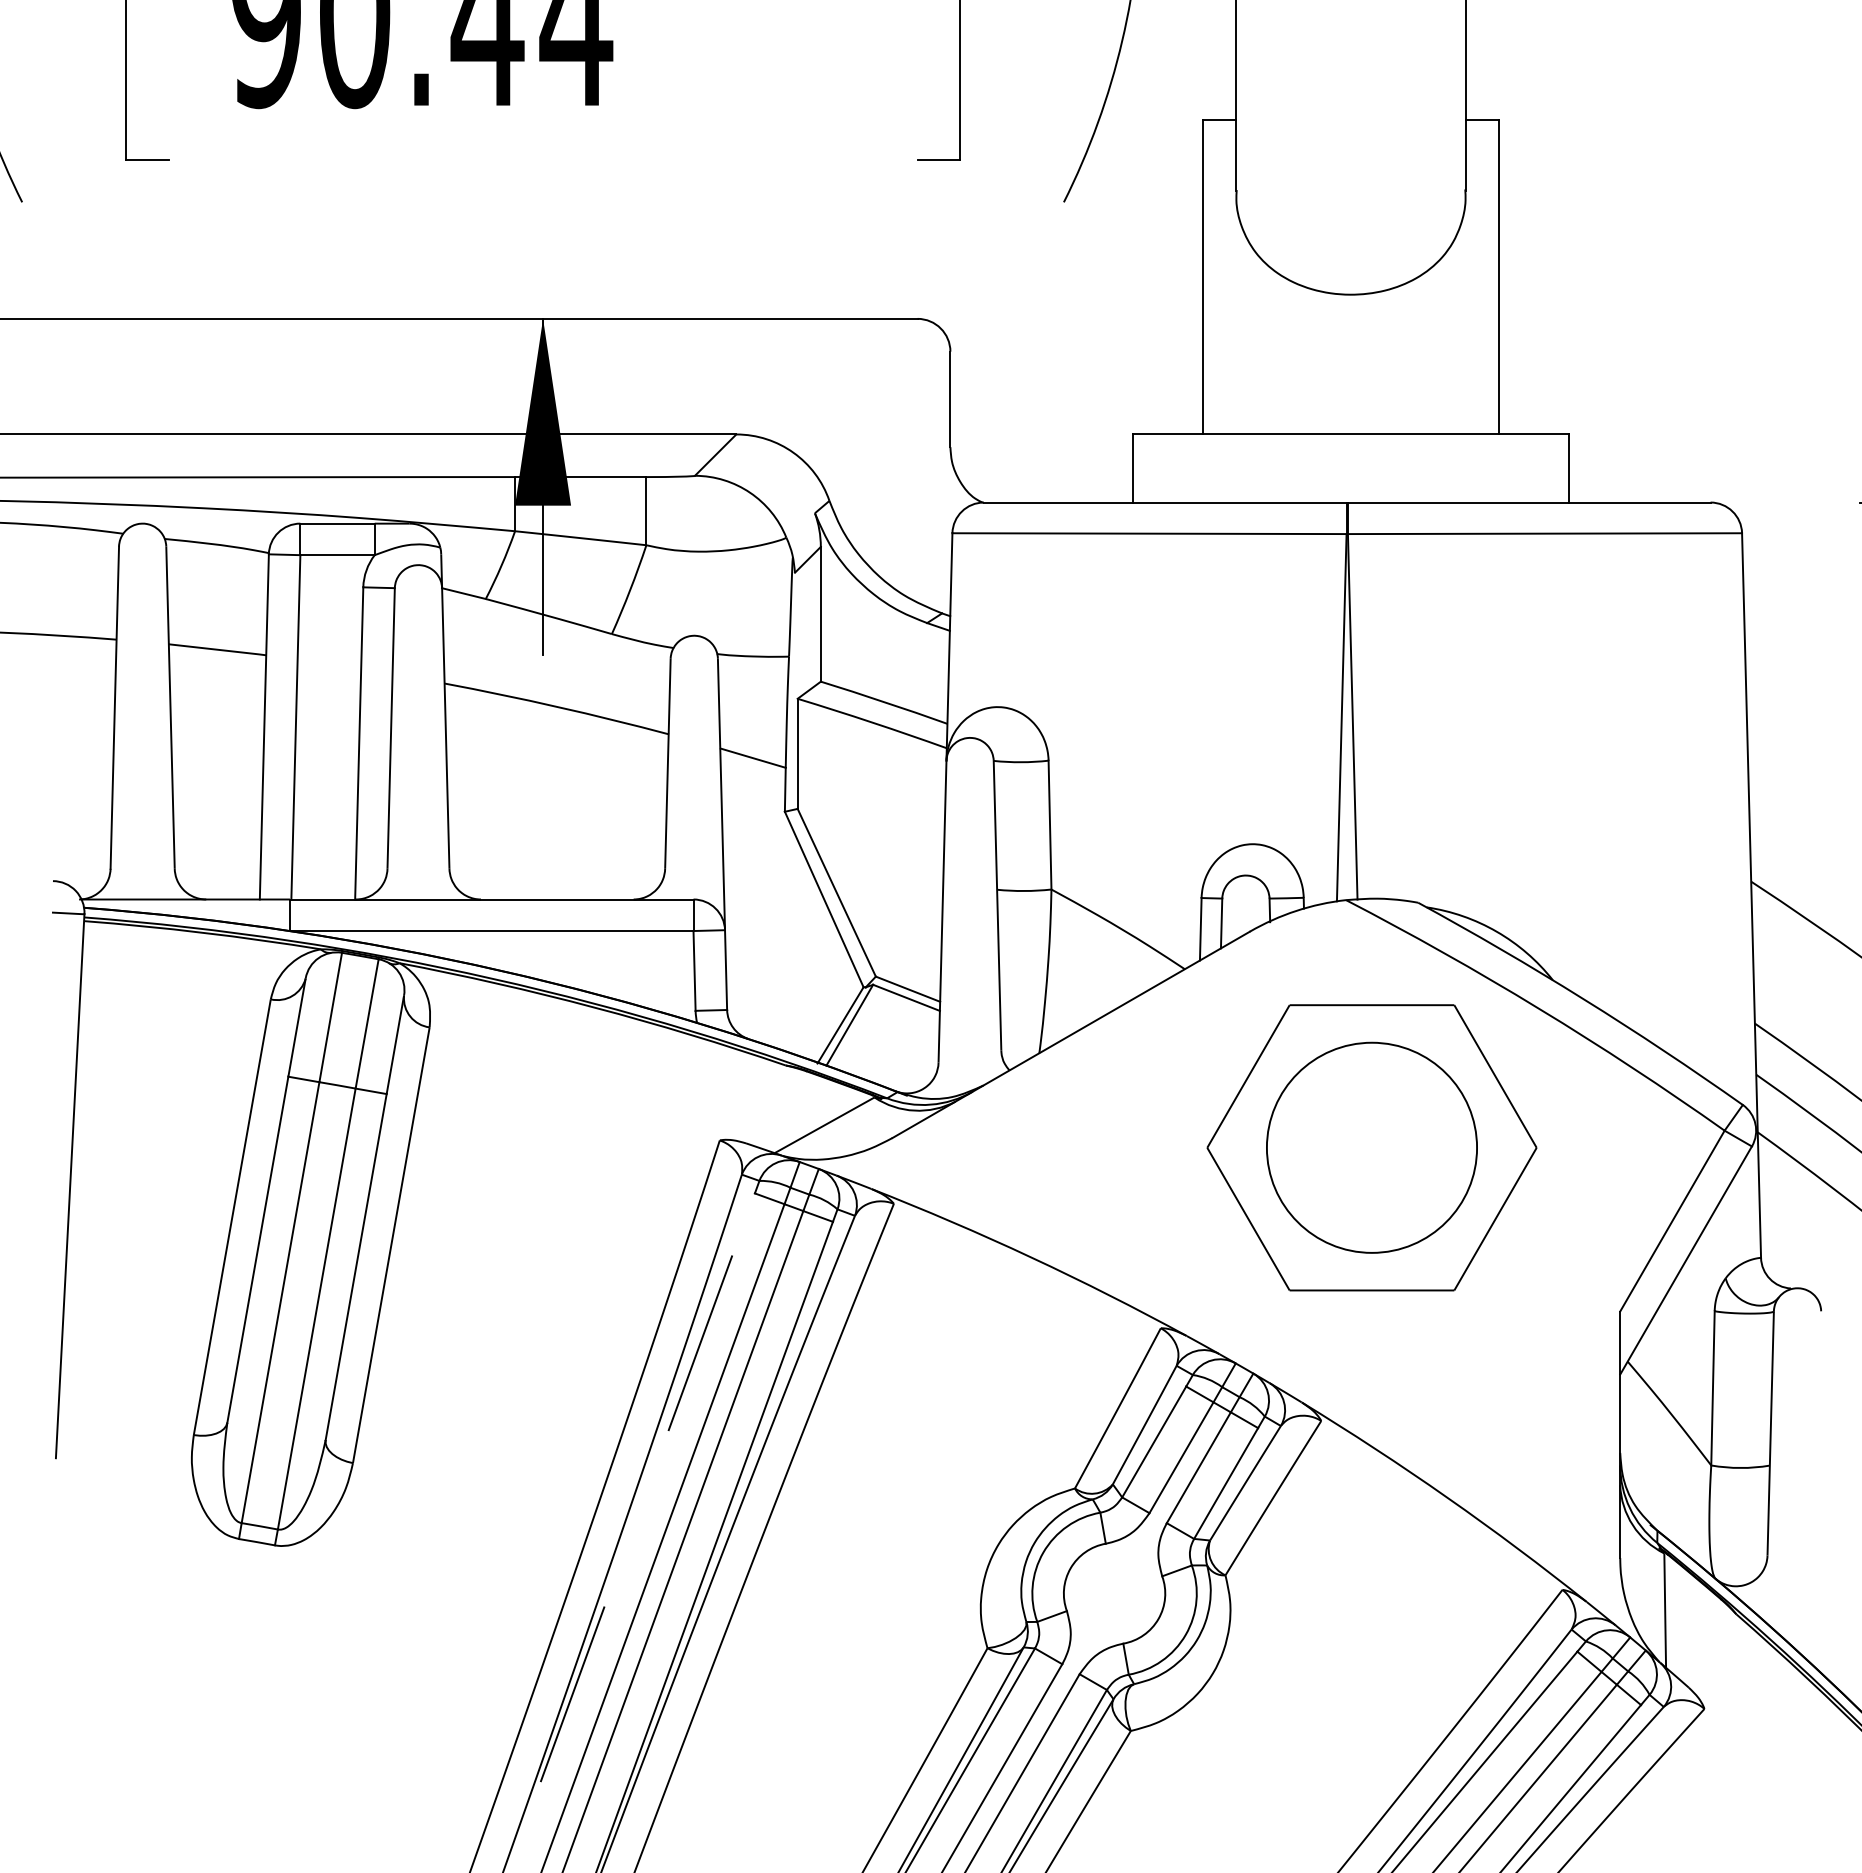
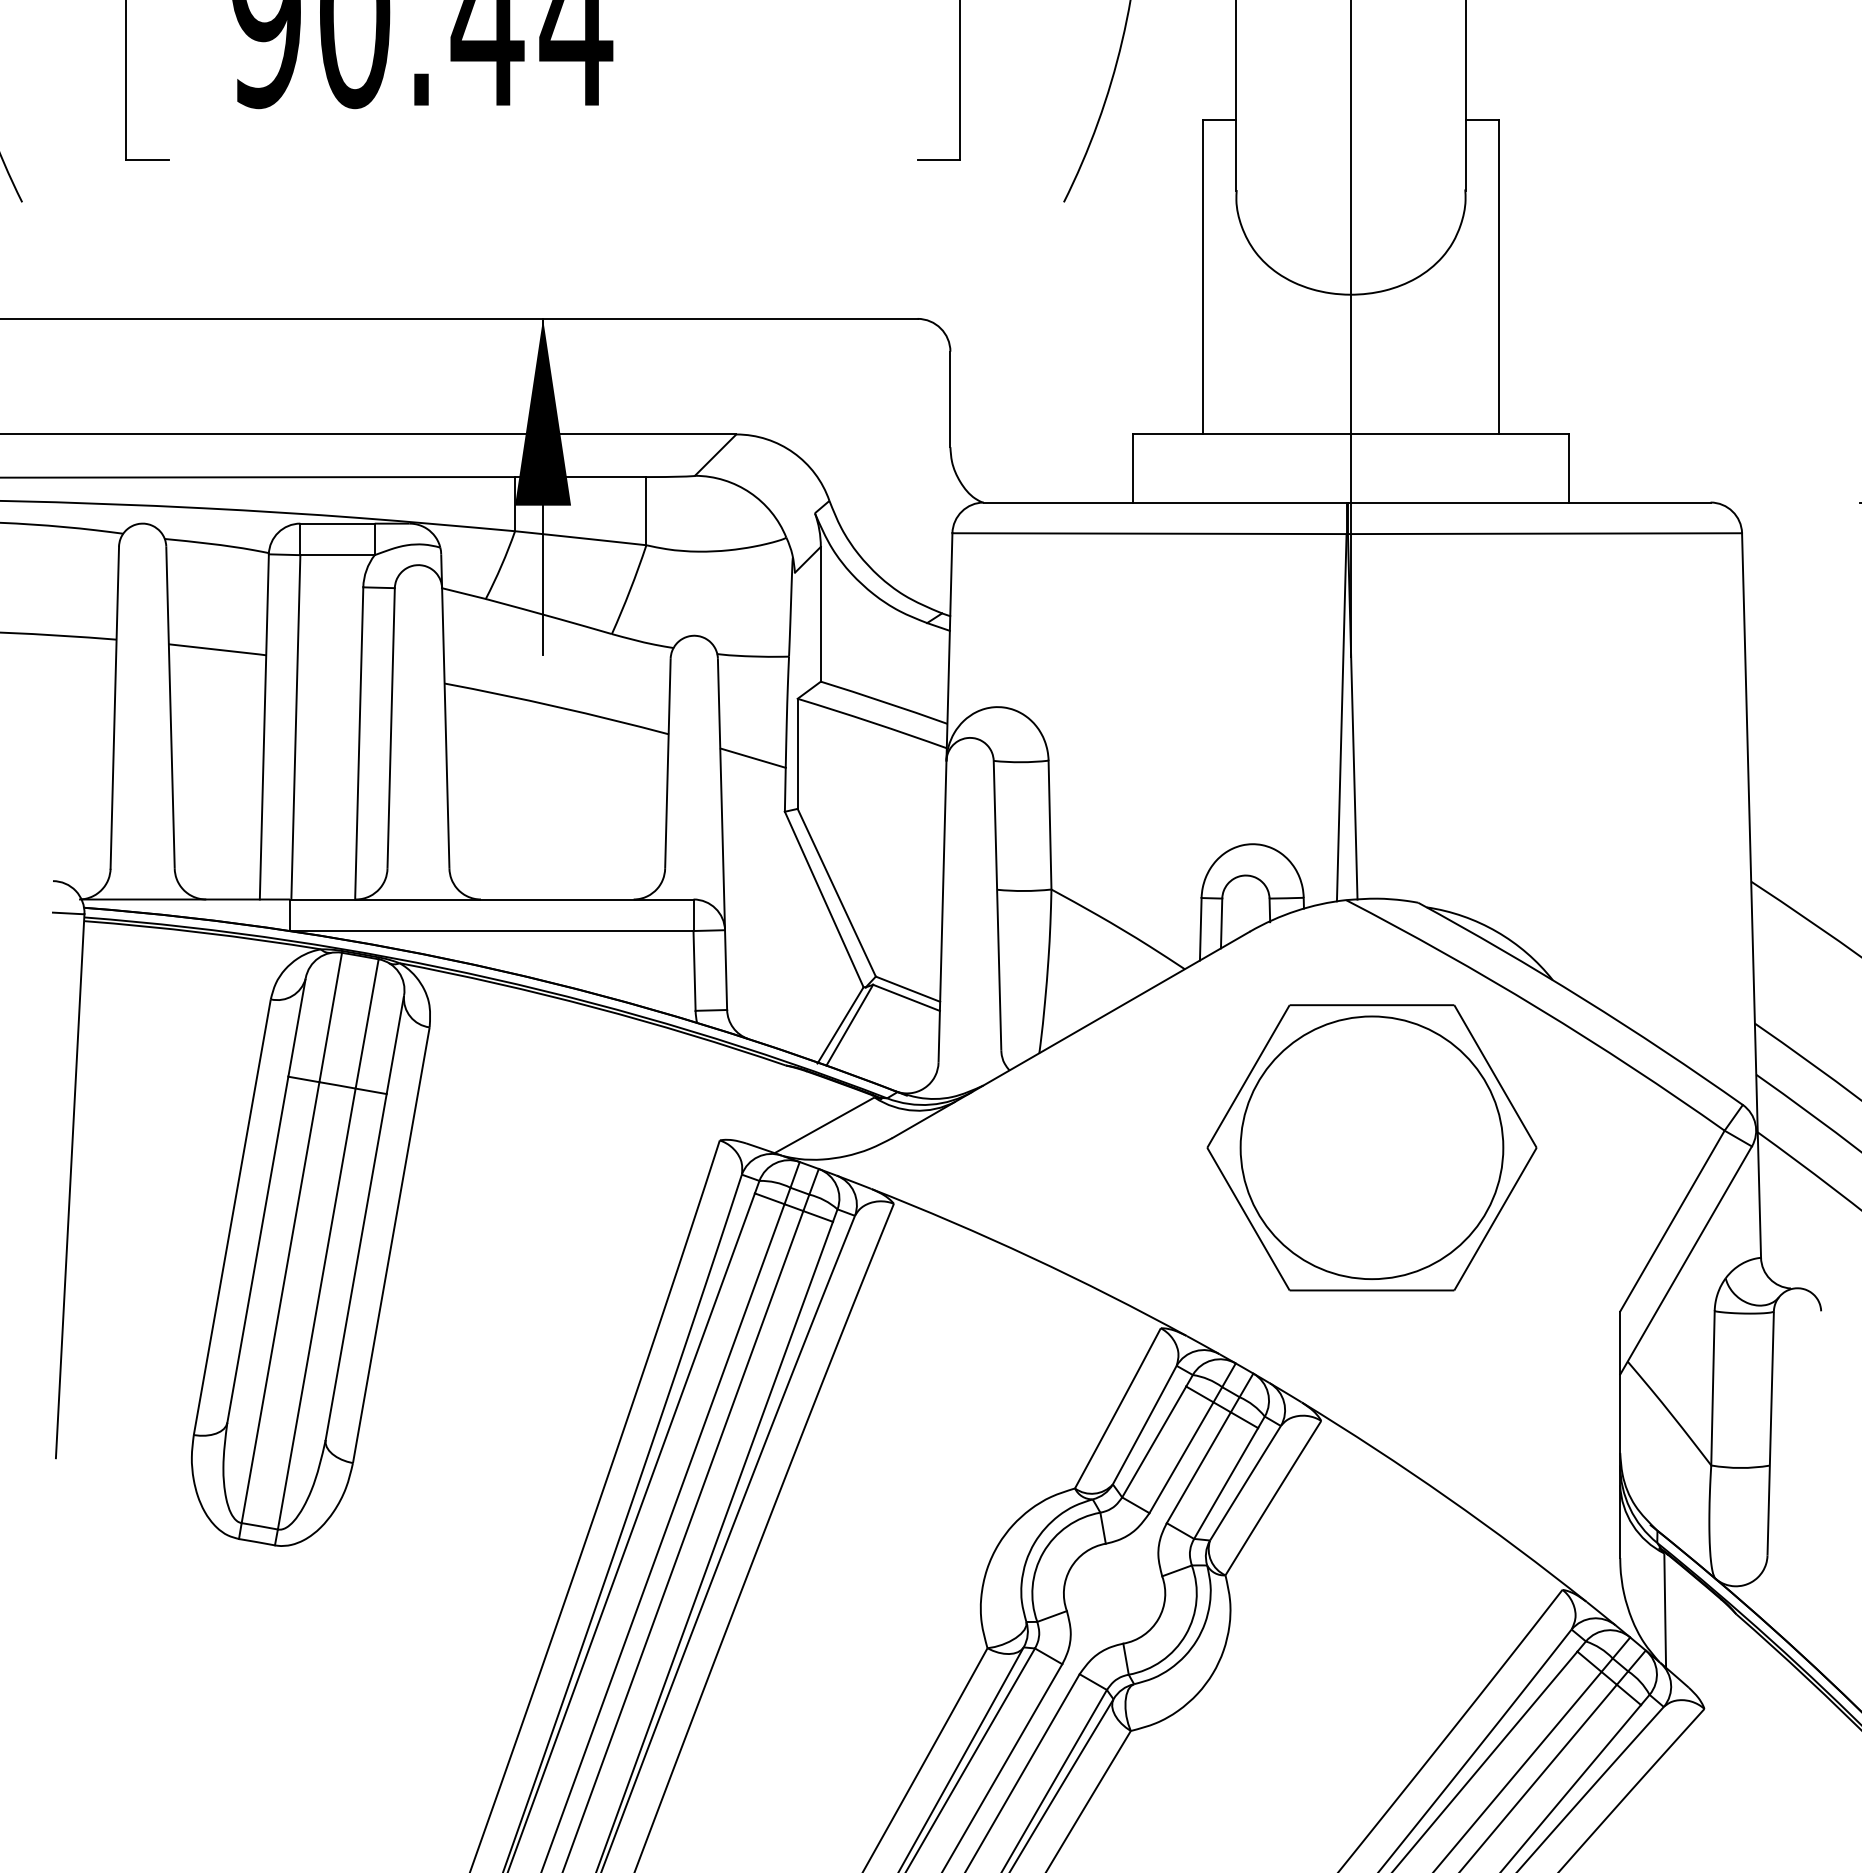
line: none -> present (1350, 330)
circle diameter: 210 px -> 263 px (1371, 1147)
line: dashed -> solid (631, 1532)
